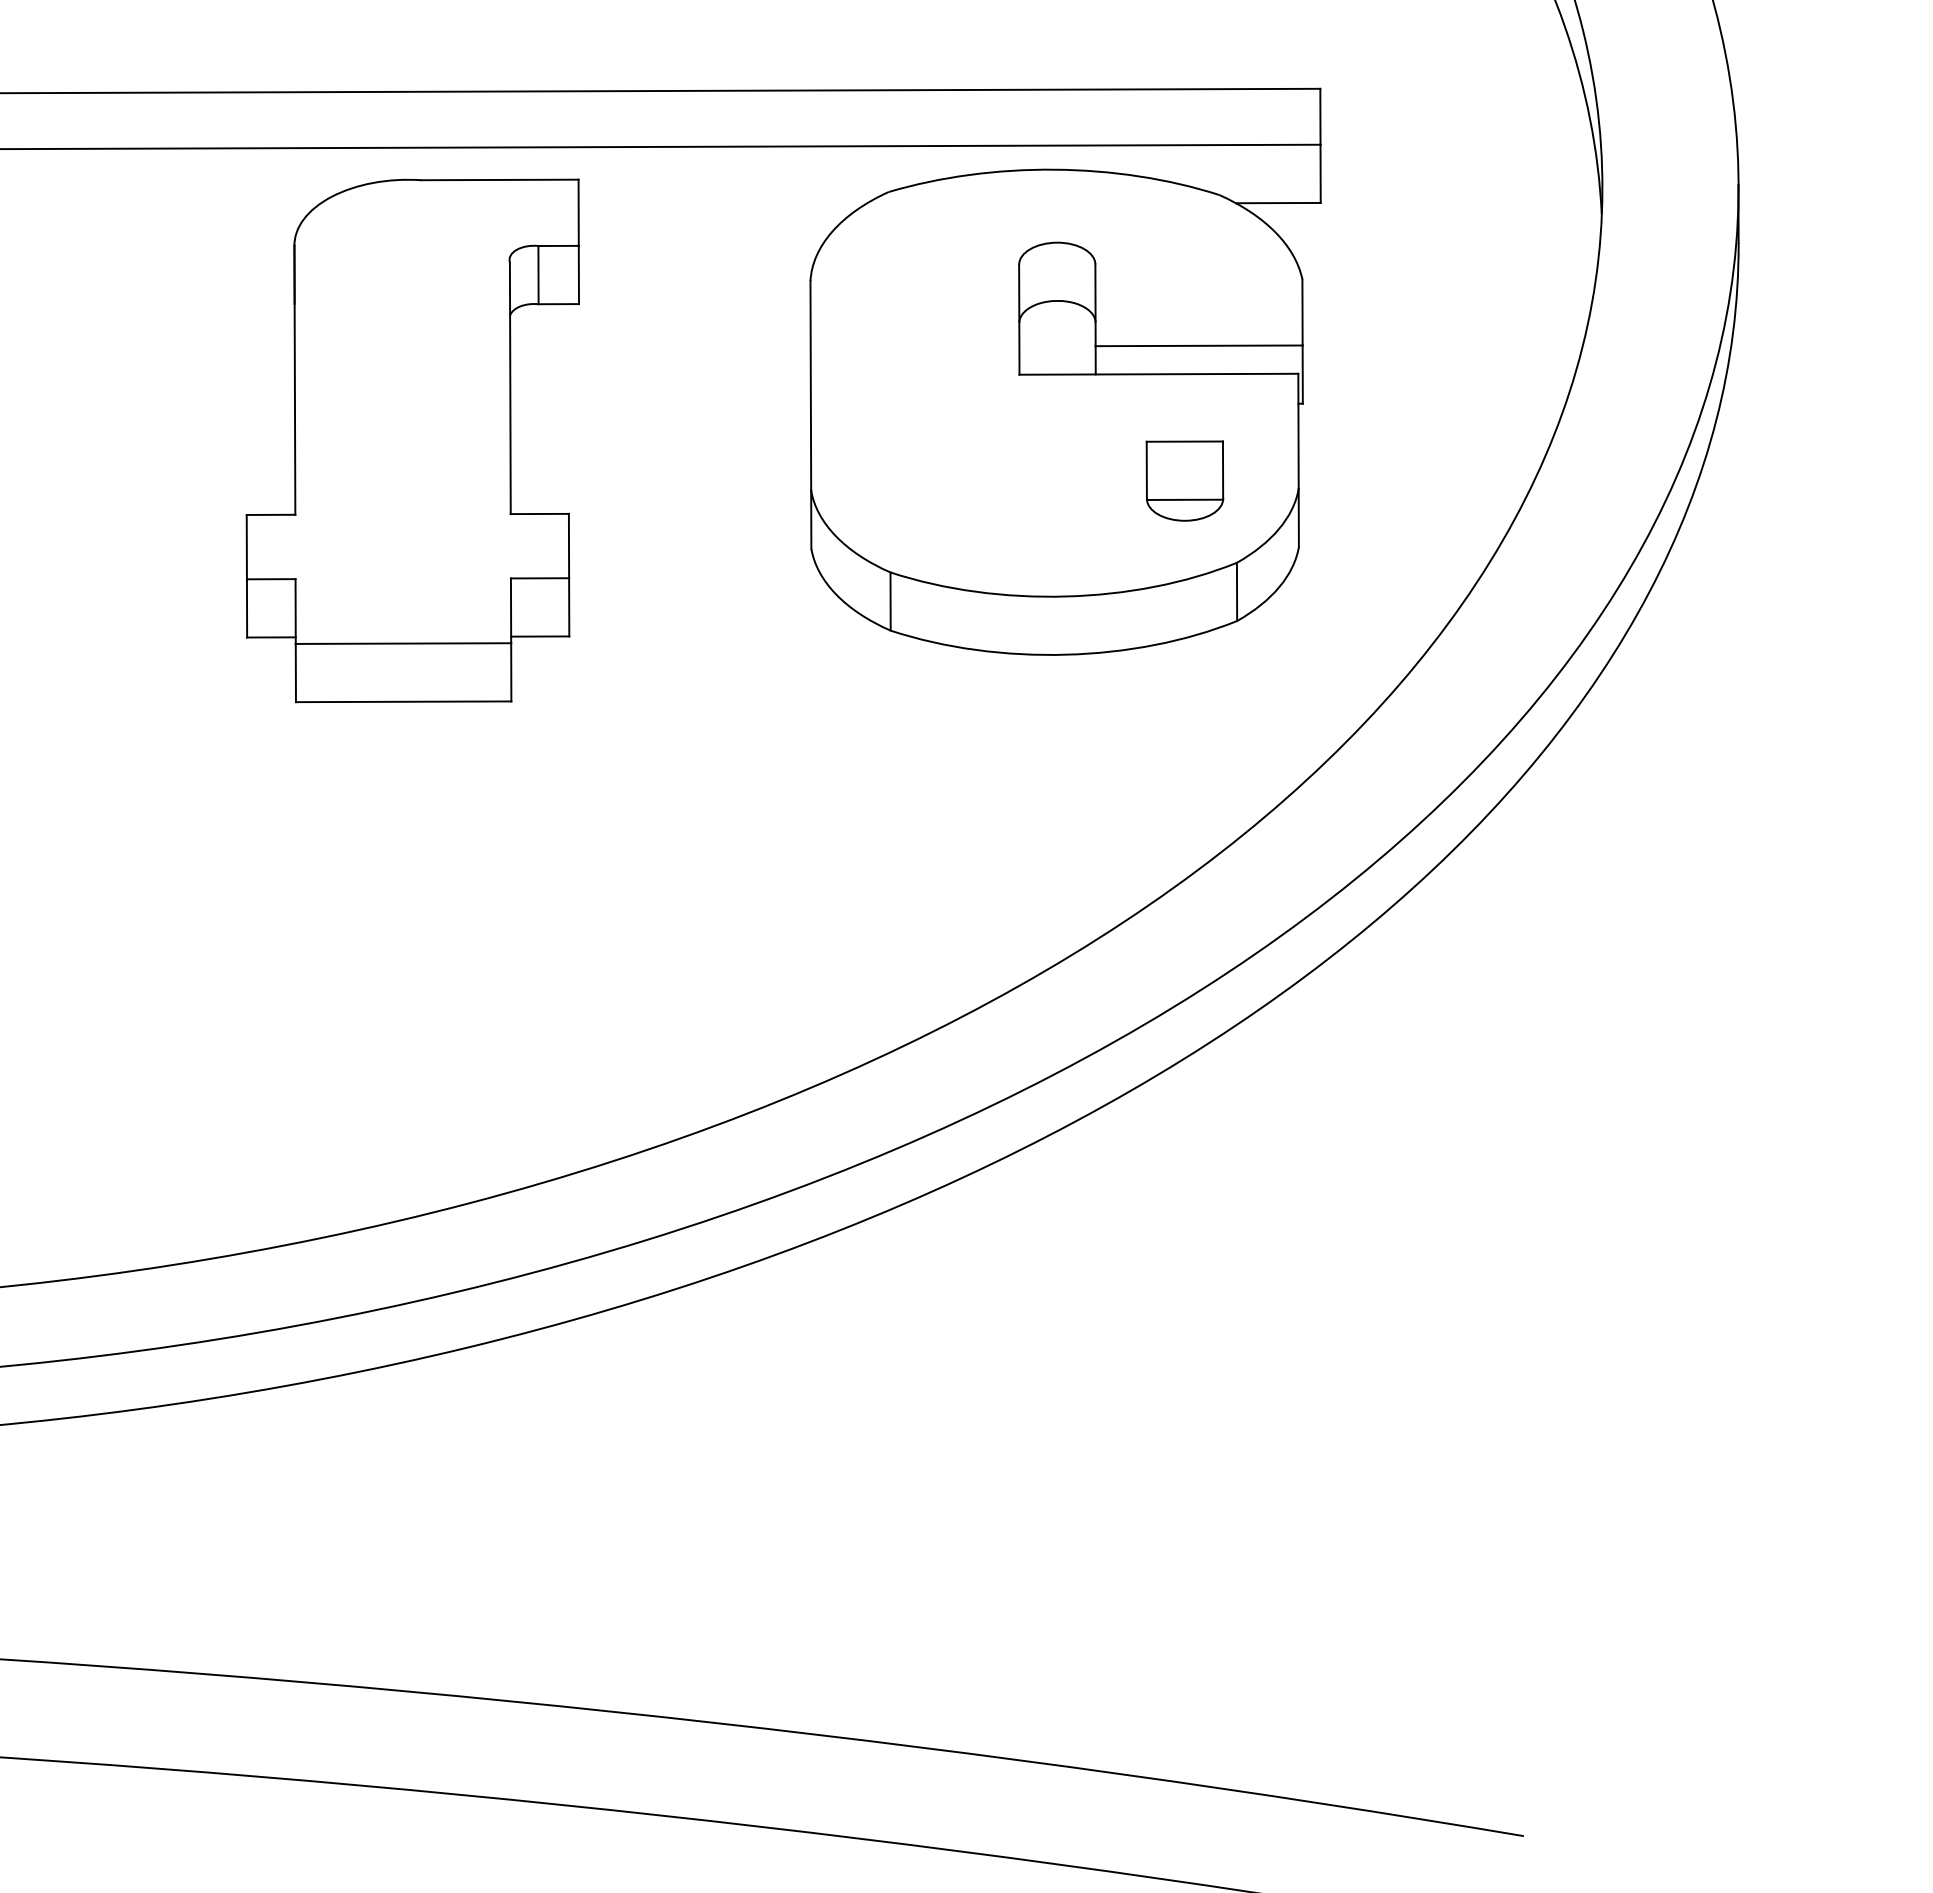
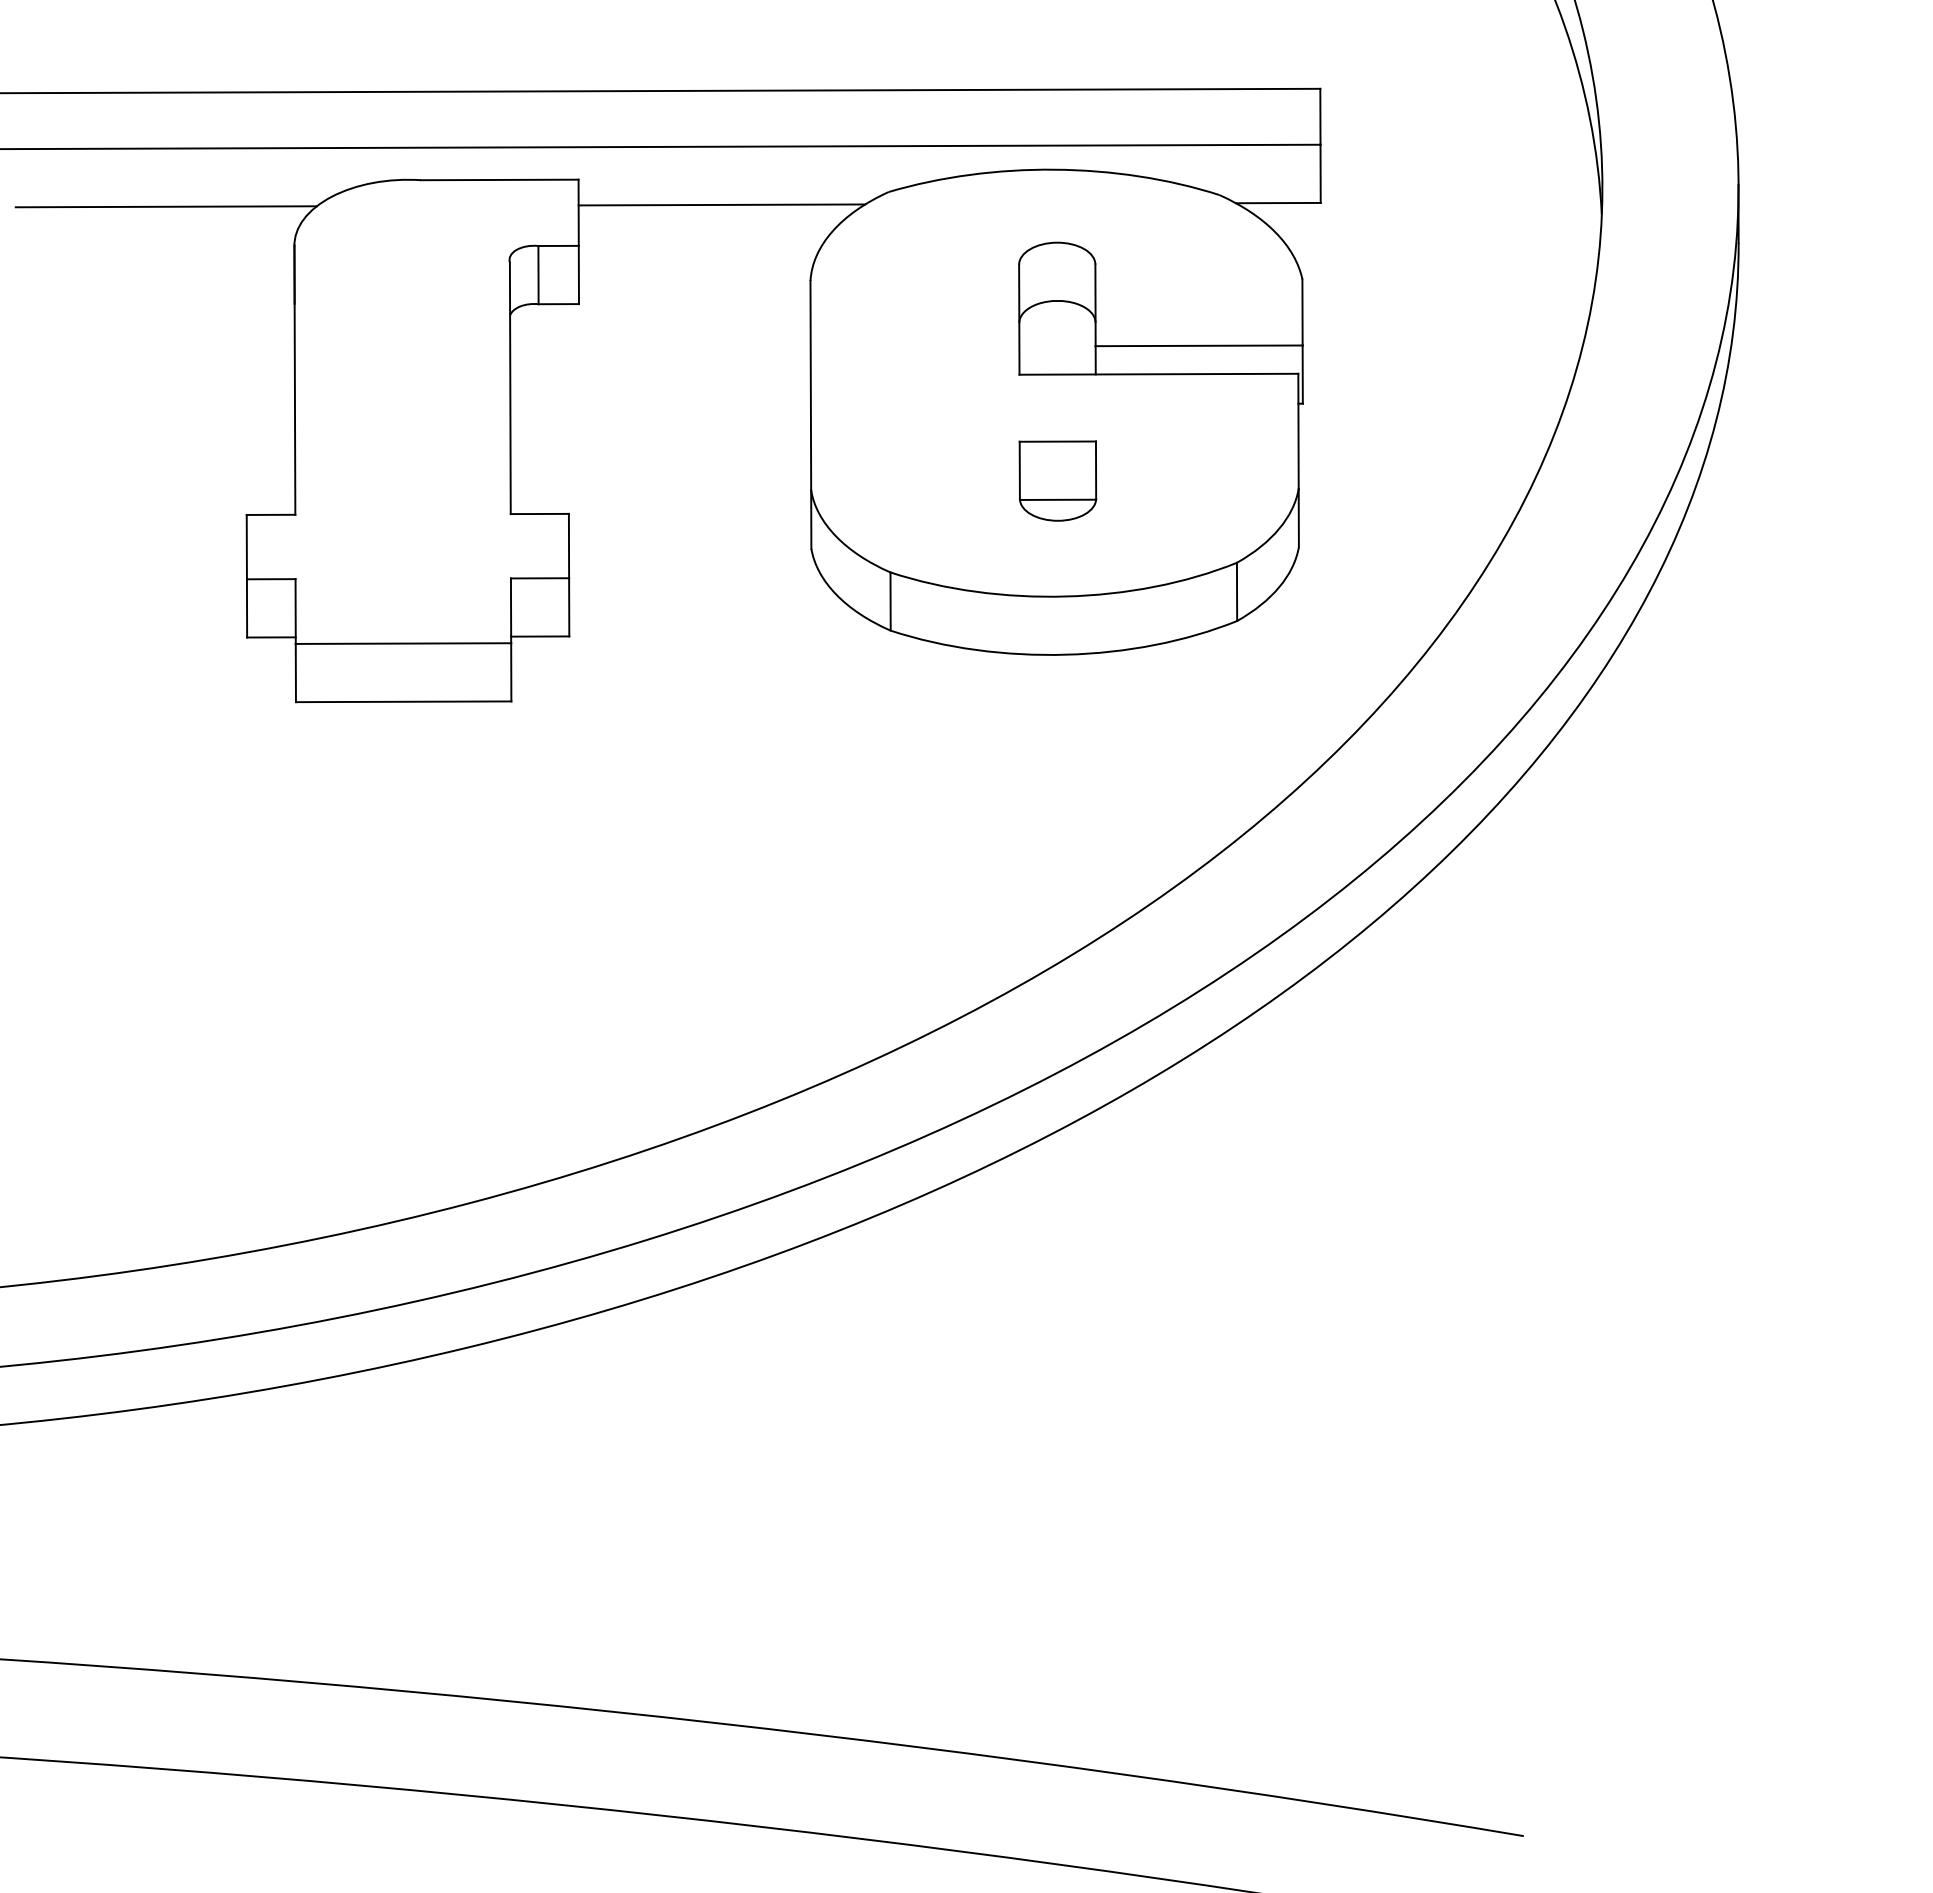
line: none -> present (721, 204)
line: none -> present (165, 206)
part position: (1184, 480) -> (1057, 480) (1057, 480)
